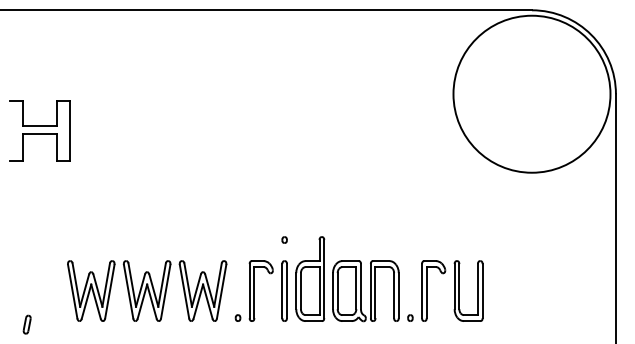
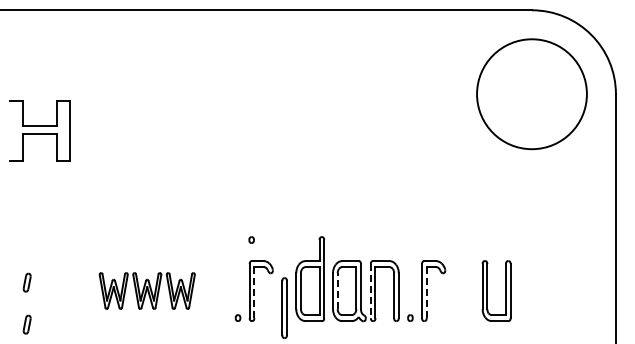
circle diameter: 157 px -> 110 px (531, 94)
part position: (284, 239) -> (251, 239) (251, 239)
part: none -> present (26, 282)
part size: 161x62 px -> 98x38 px (146, 290)
part position: (284, 290) -> (284, 307) (284, 307)
line: solid -> dashed (337, 290)
part position: (459, 290) -> (487, 290) (487, 290)
line: solid -> dashed (370, 291)
line: solid -> dashed (254, 292)
line: solid -> dashed (426, 292)
